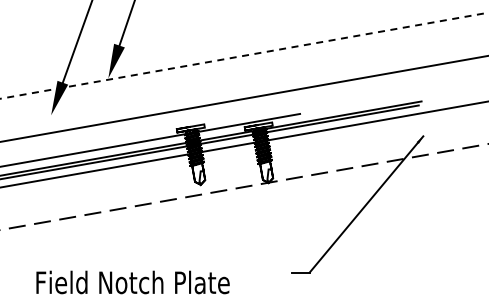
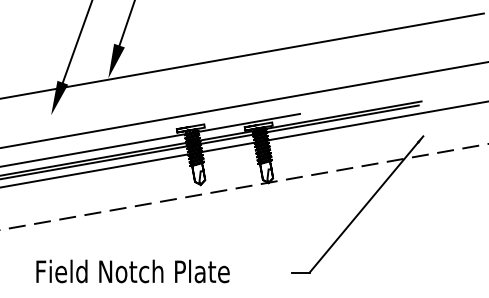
line: dashed -> solid (242, 56)
line position: (243, 98) -> (243, 104) (243, 104)
text position: (132, 282) -> (132, 271) (132, 271)
